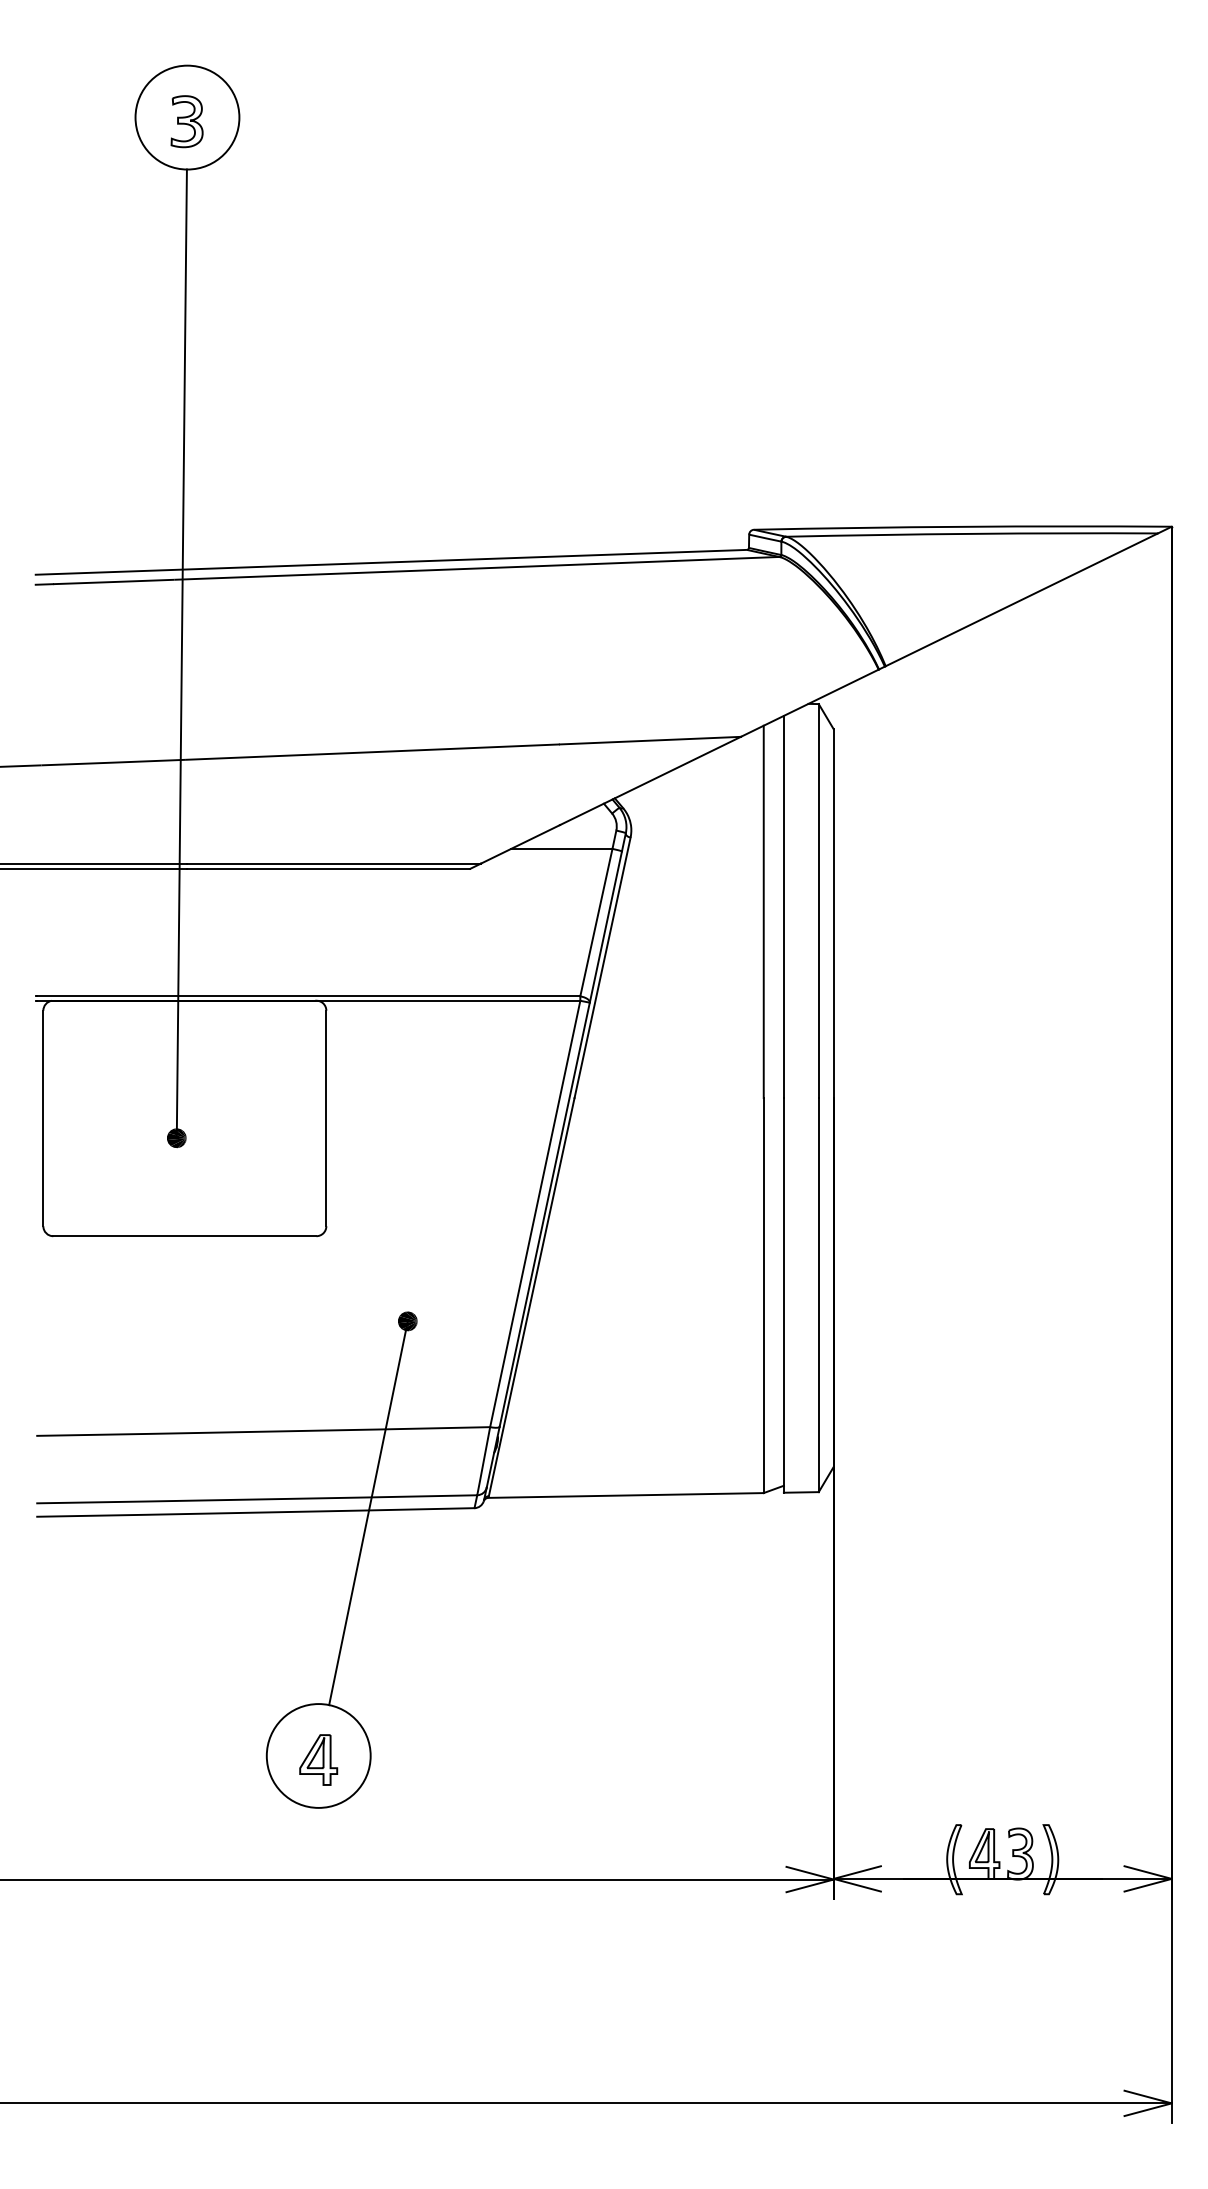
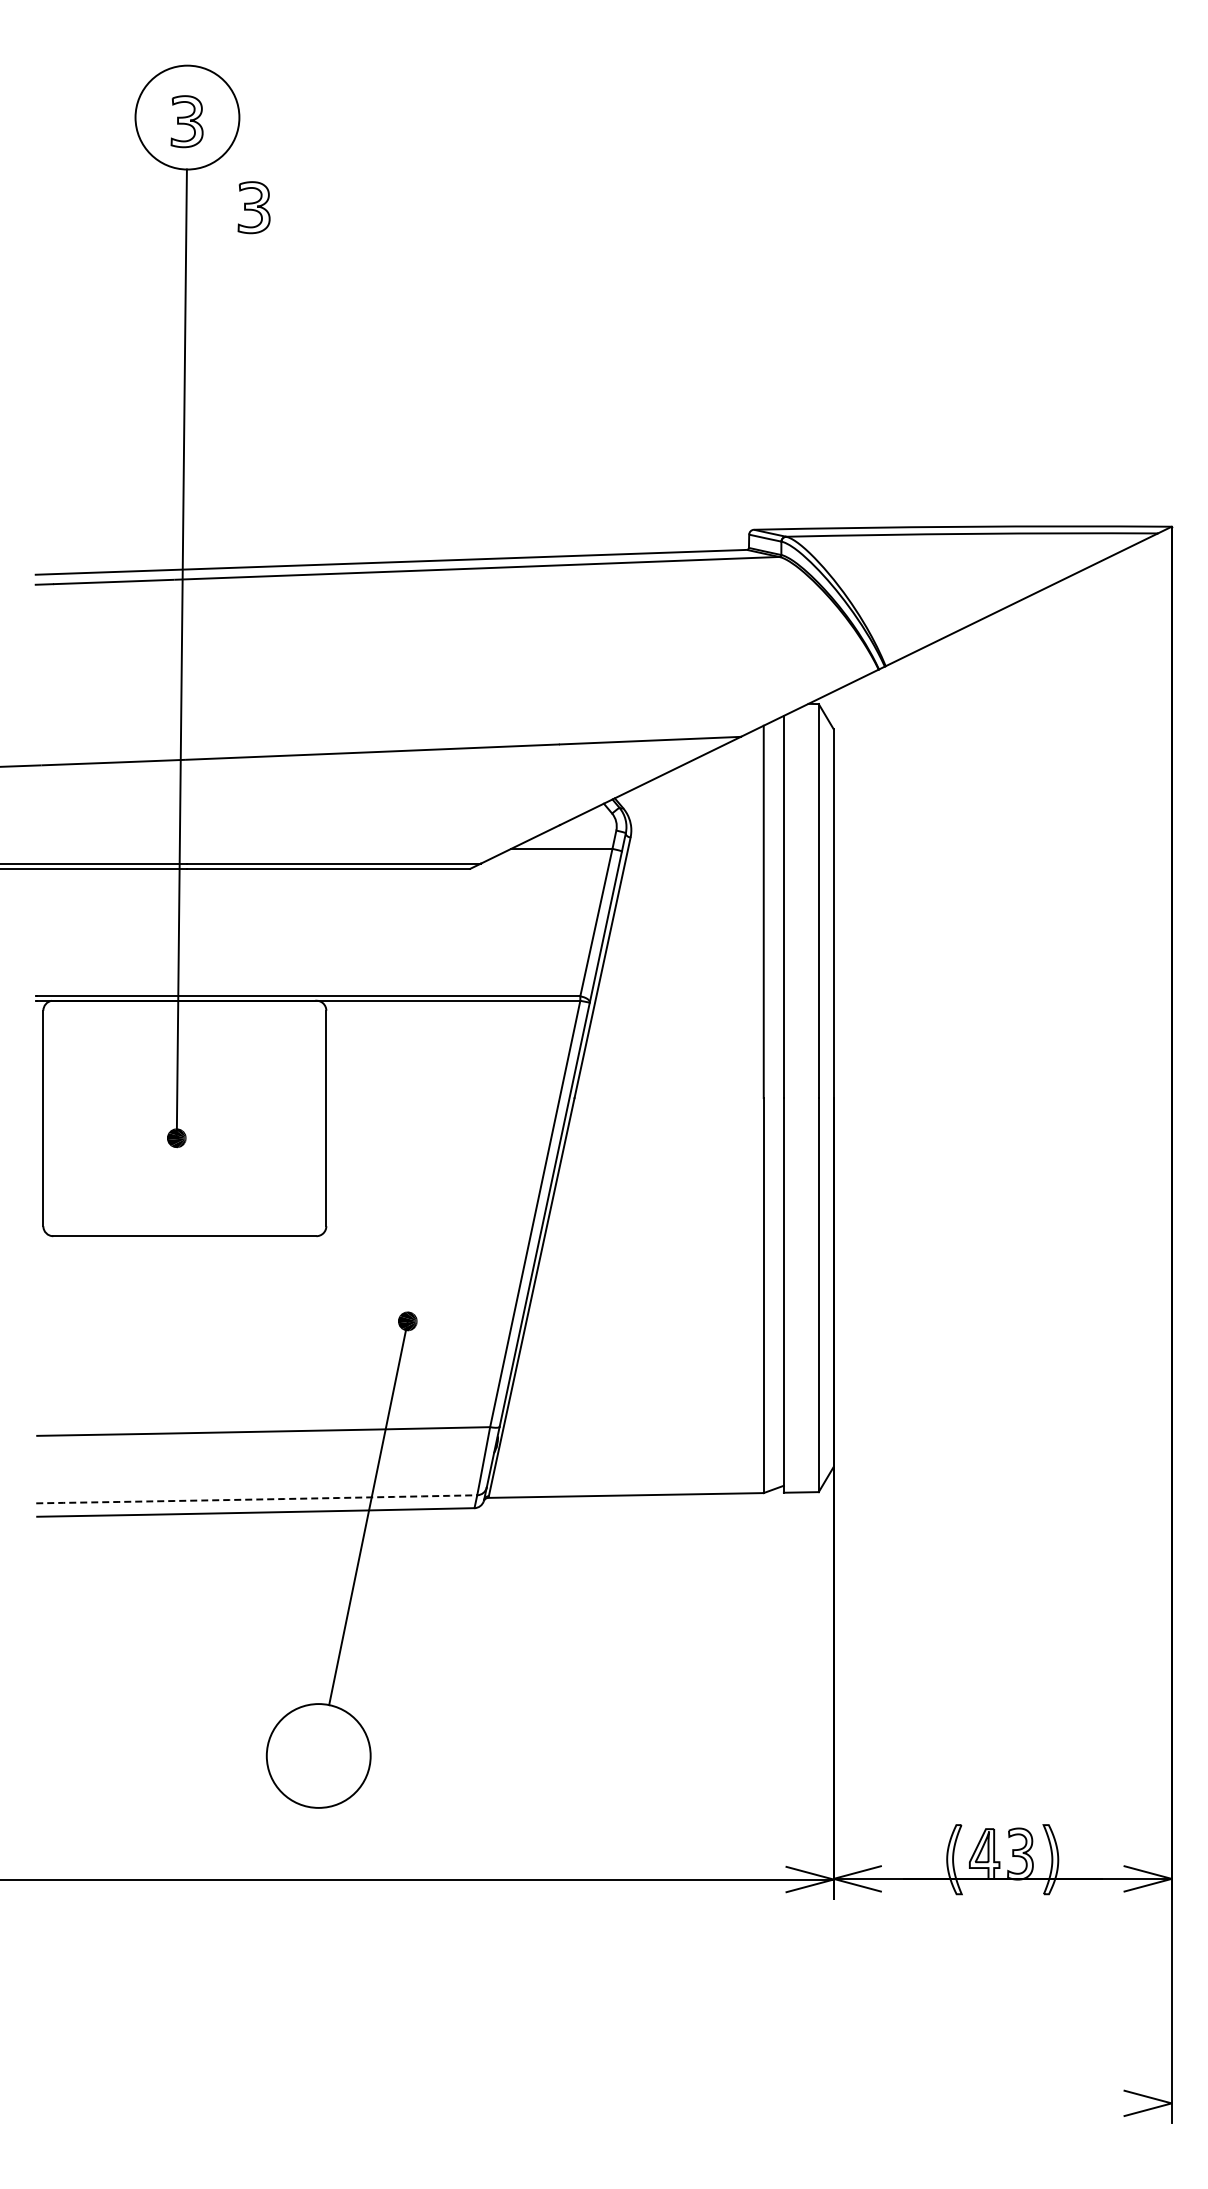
part: none -> present (253, 207)
arc: solid -> dashed (256, 1499)
part: present -> none (318, 1759)
line: present -> none (586, 2103)
